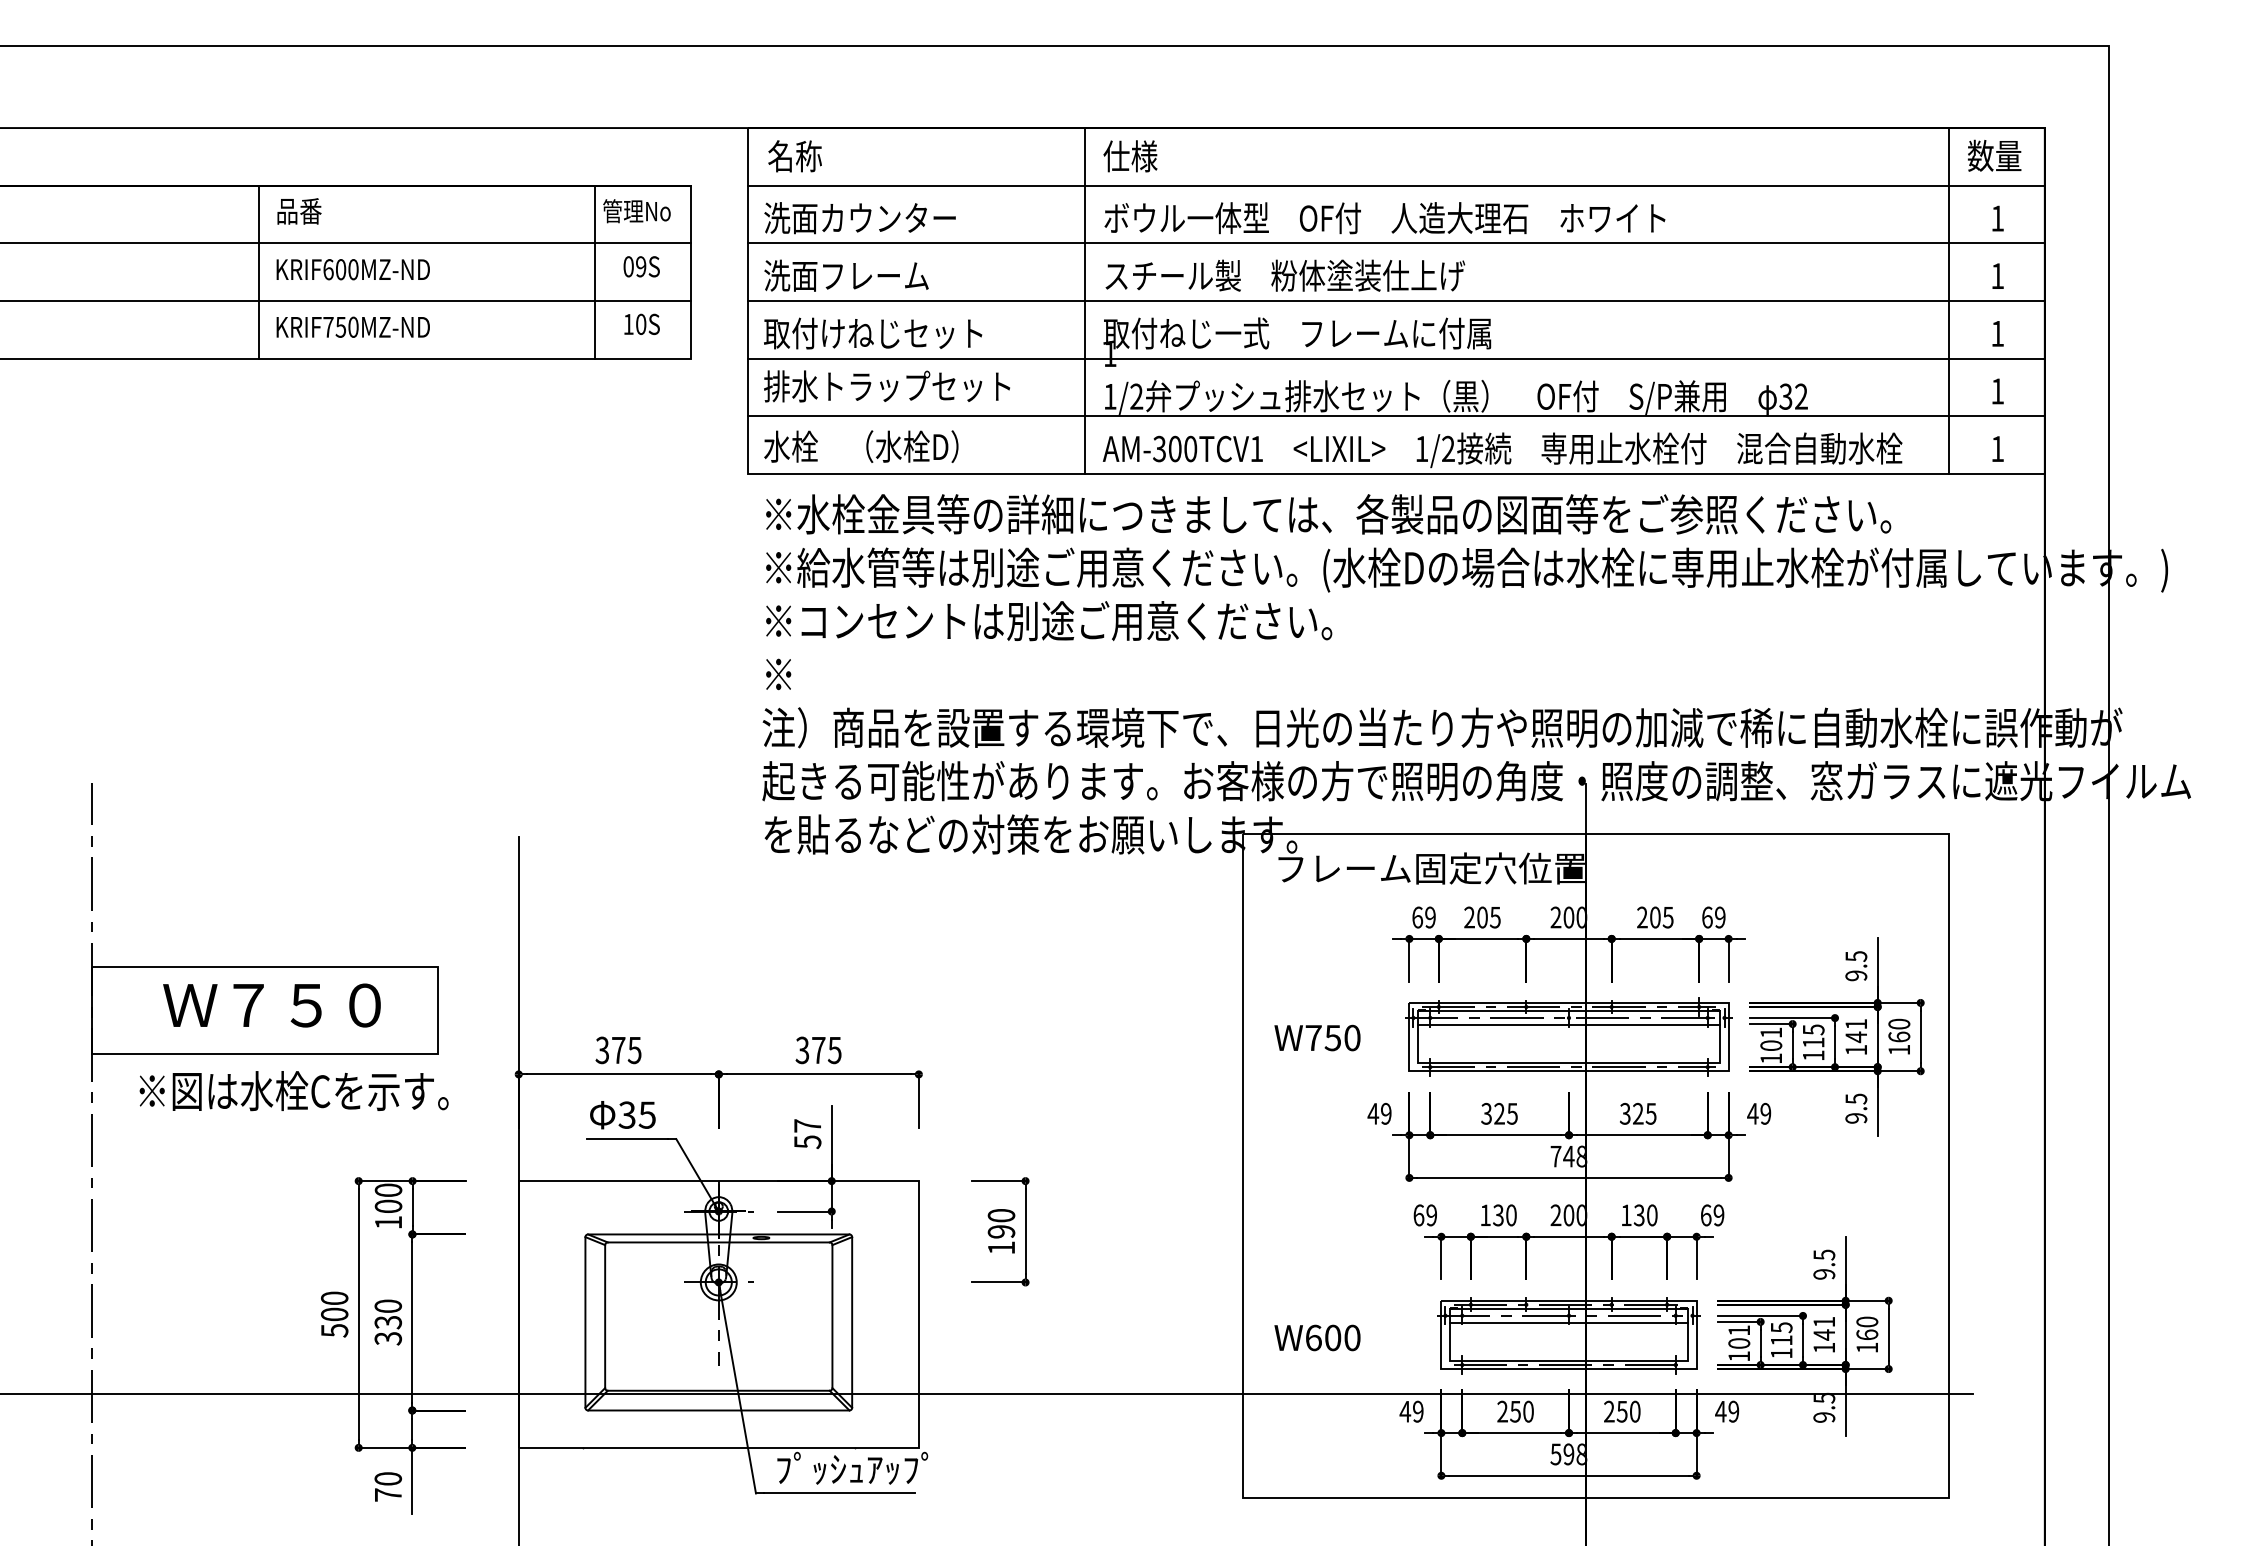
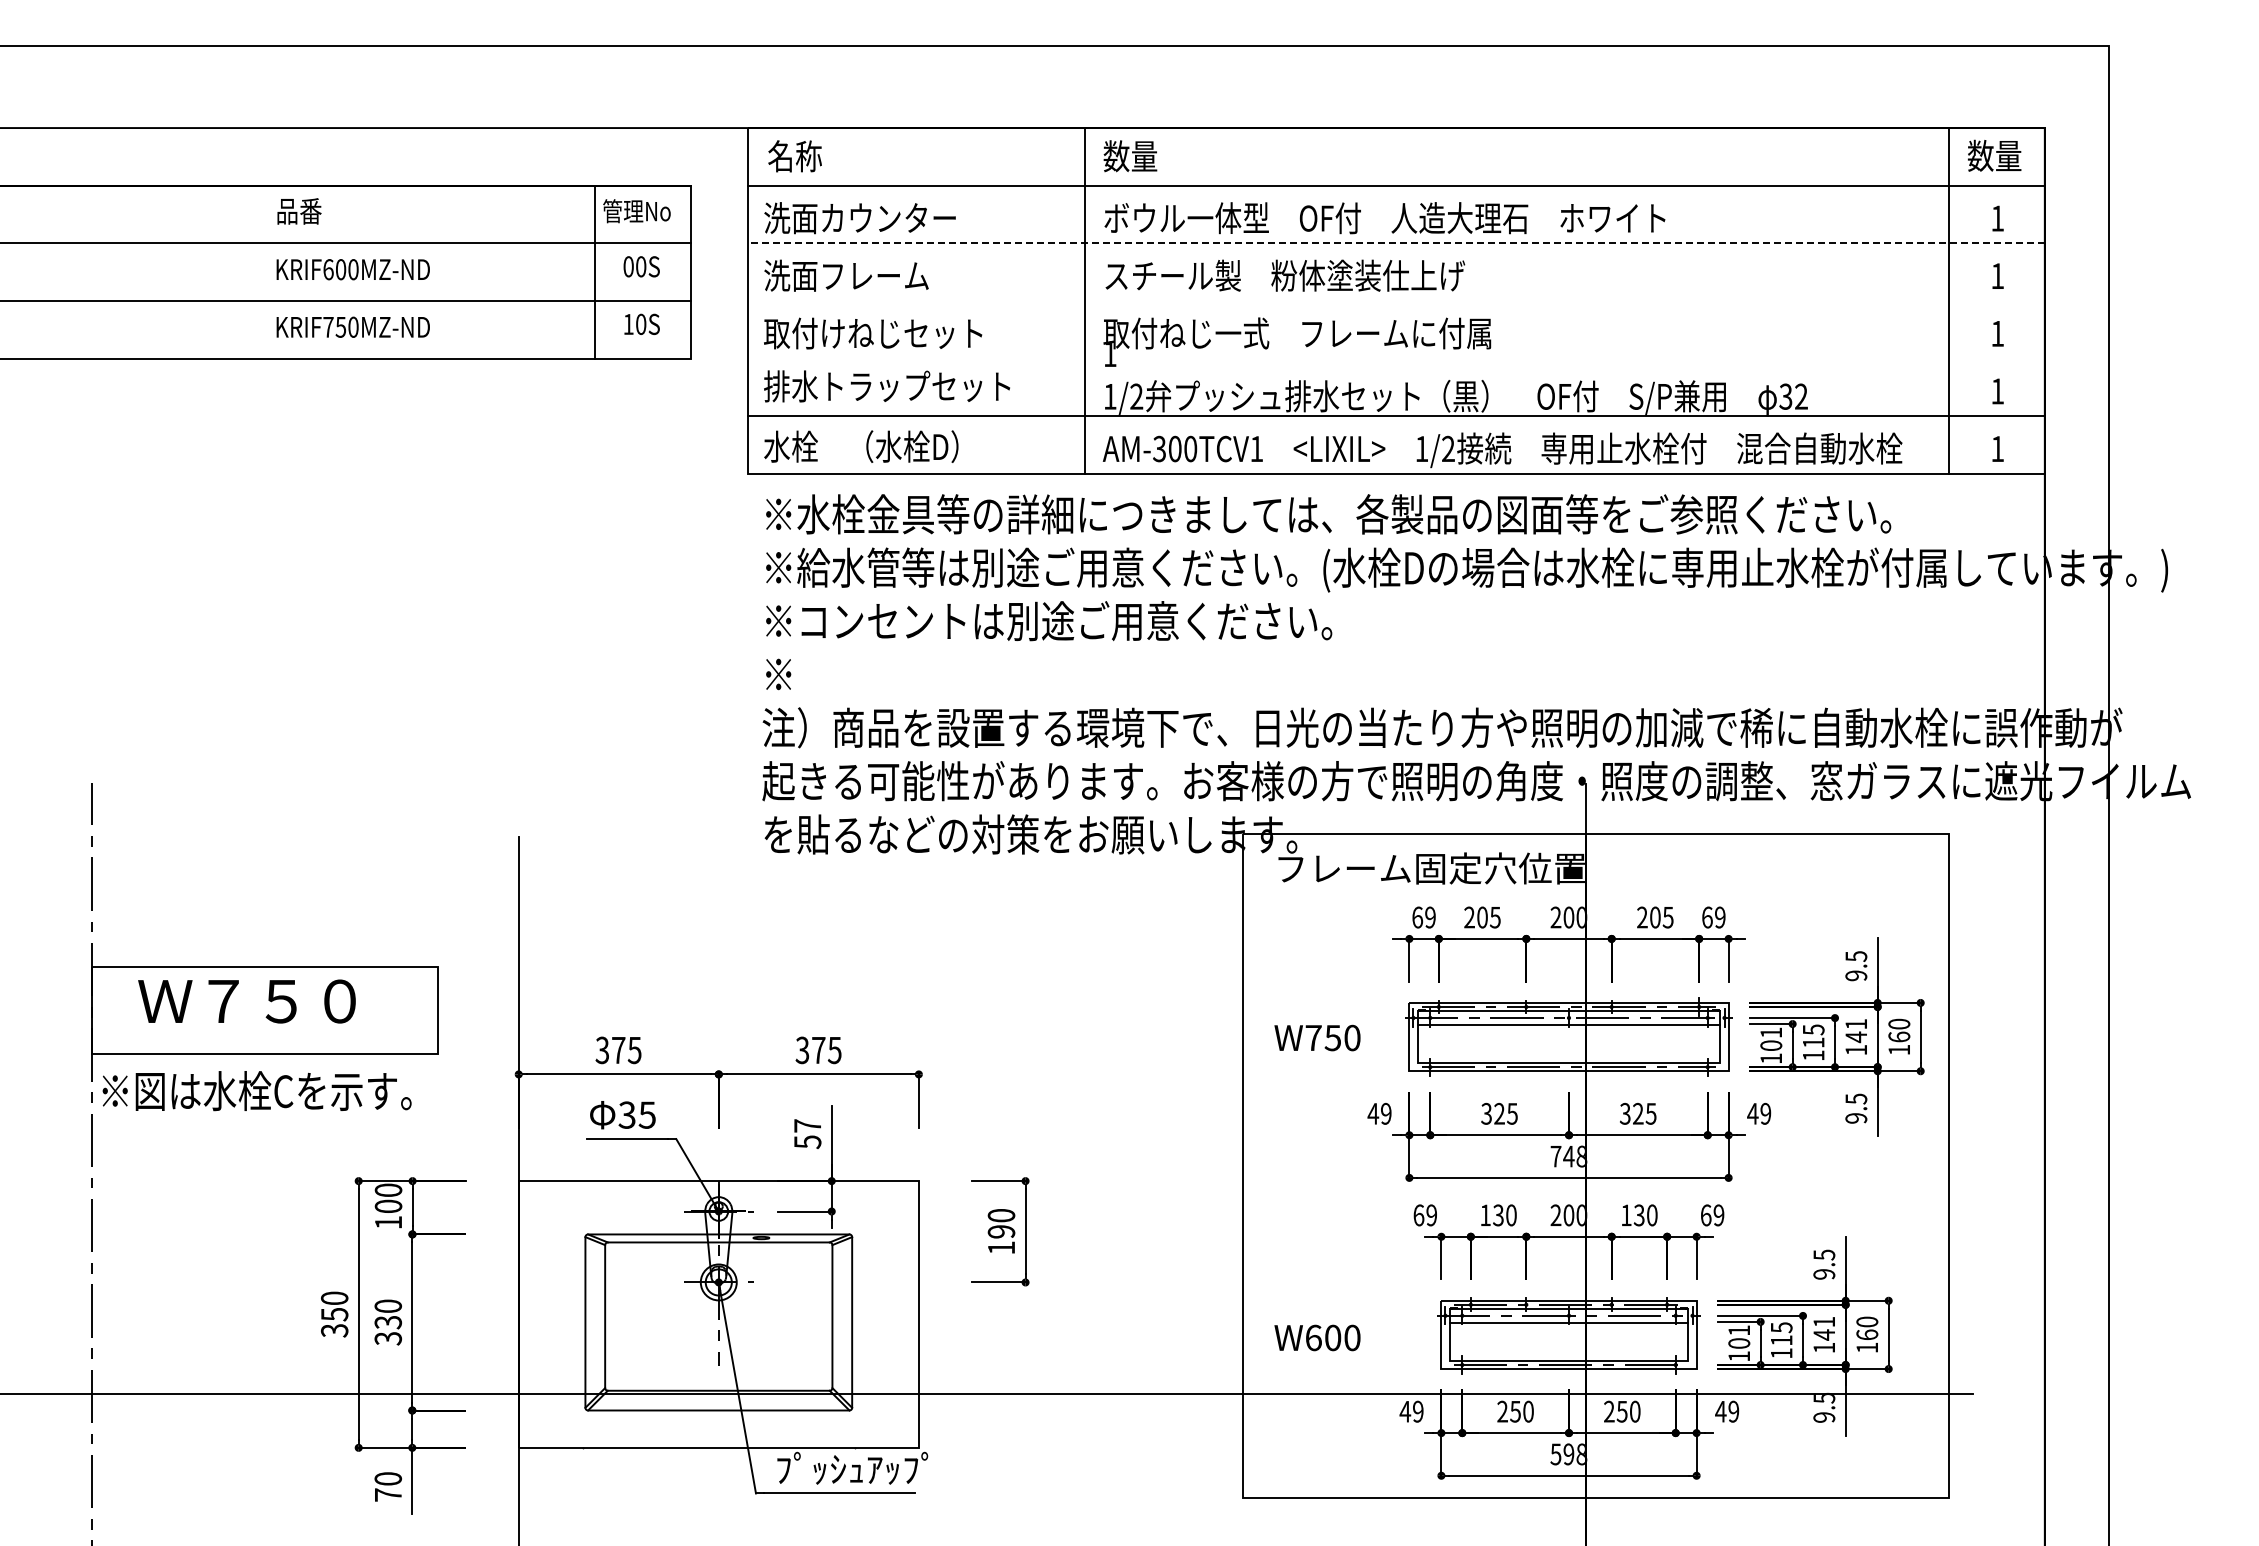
text: 仕様 -> 数量 (1130, 156)
line: solid -> dashed (1396, 243)
text: 09S -> 00S (641, 266)
line: present -> none (258, 271)
line: present -> none (1396, 300)
line: present -> none (1396, 358)
text position: (271, 1005) -> (246, 1001) (246, 1001)
text position: (293, 1091) -> (256, 1091) (256, 1091)
text: 500 -> 350 (334, 1322)
